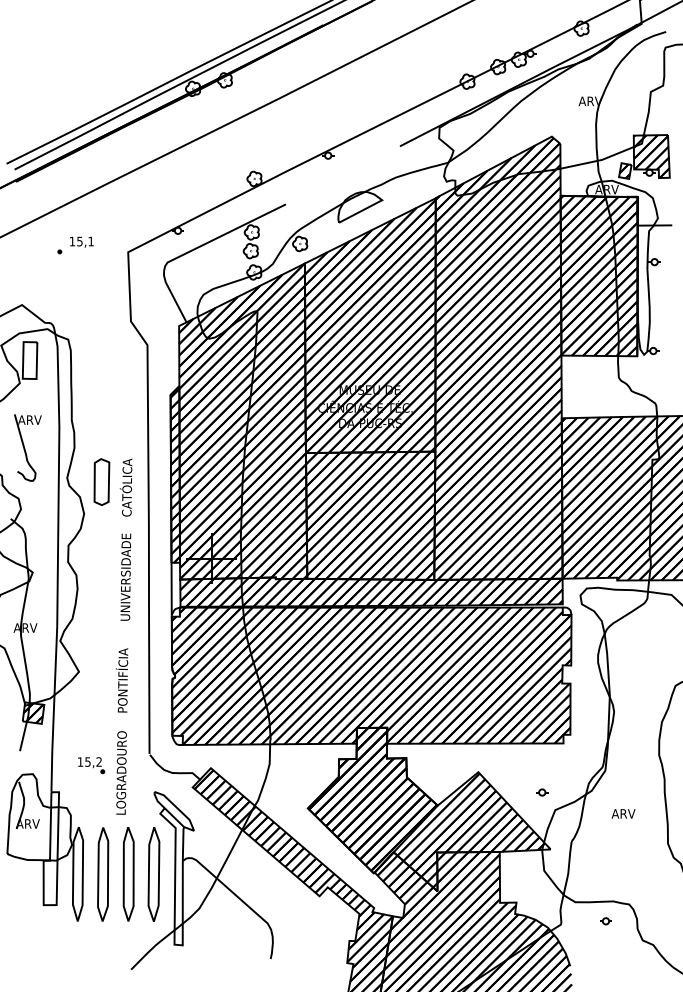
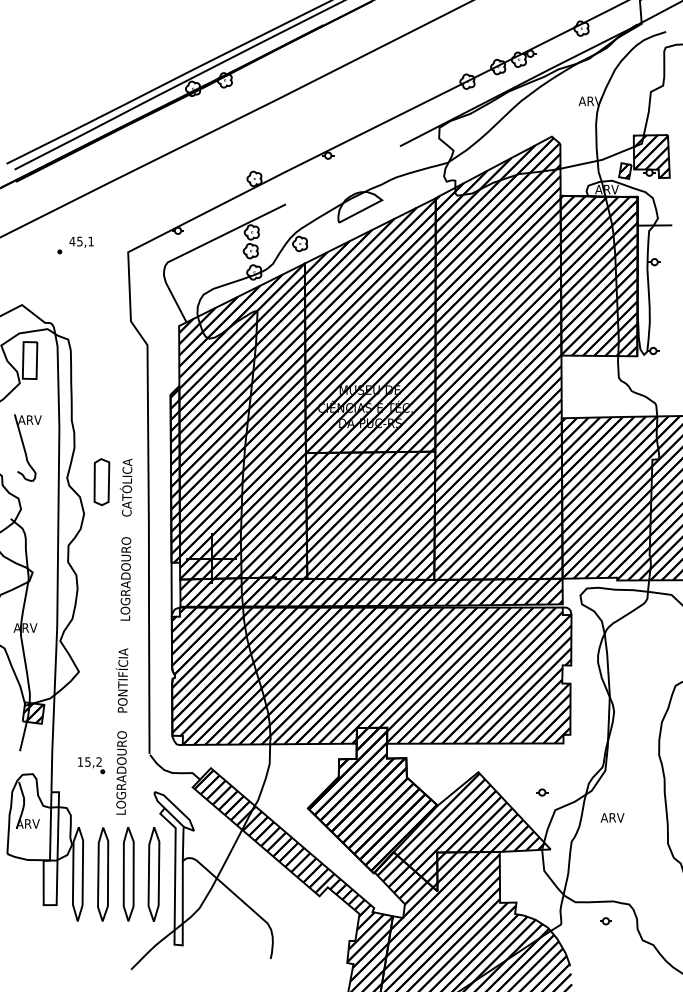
text: 15,1 -> 45,1 (72, 241)
text: UNIVERSIDADE -> LOGRADOURO (125, 576)
text position: (623, 813) -> (612, 817) (612, 817)
